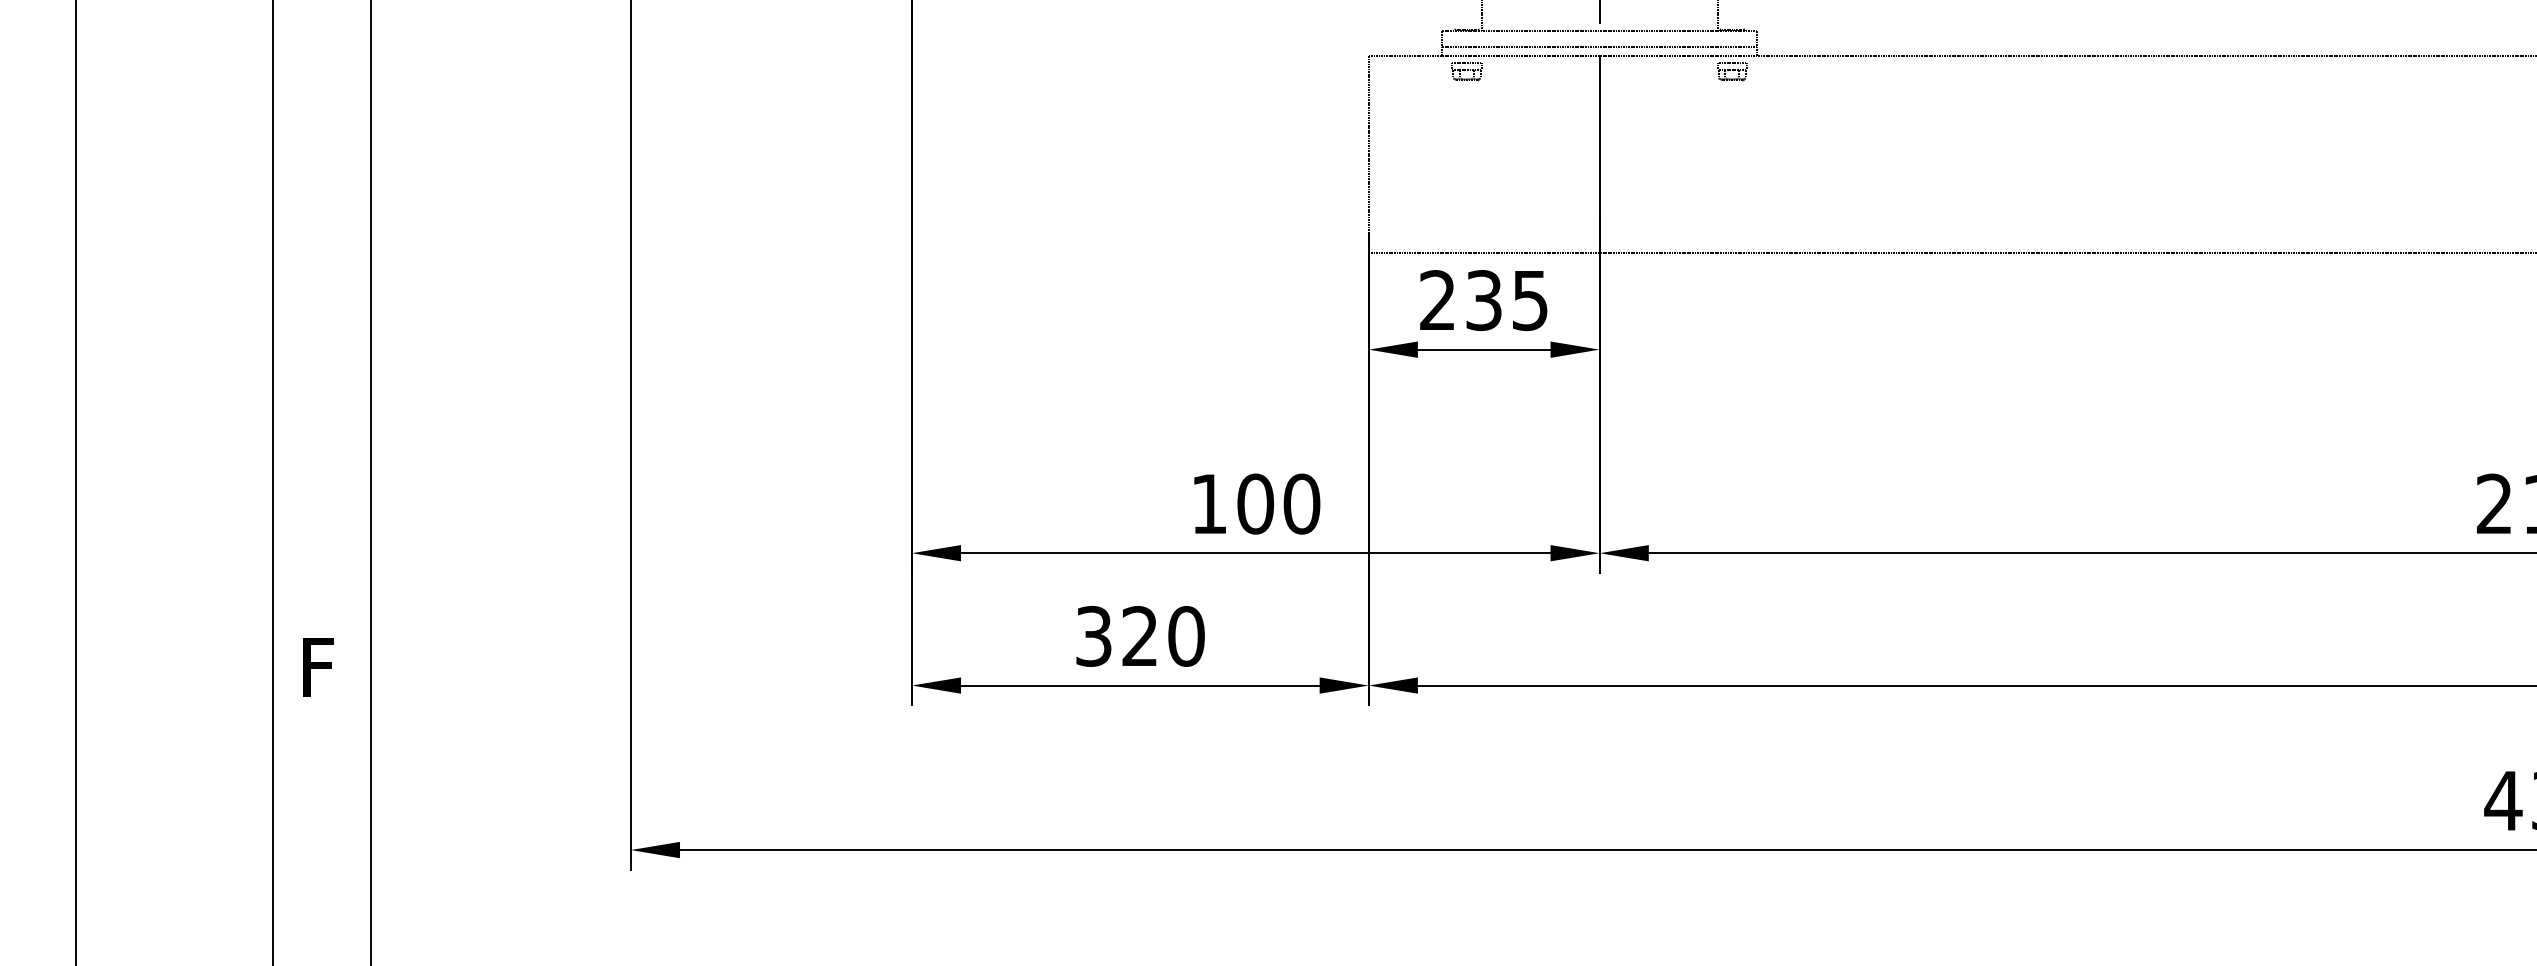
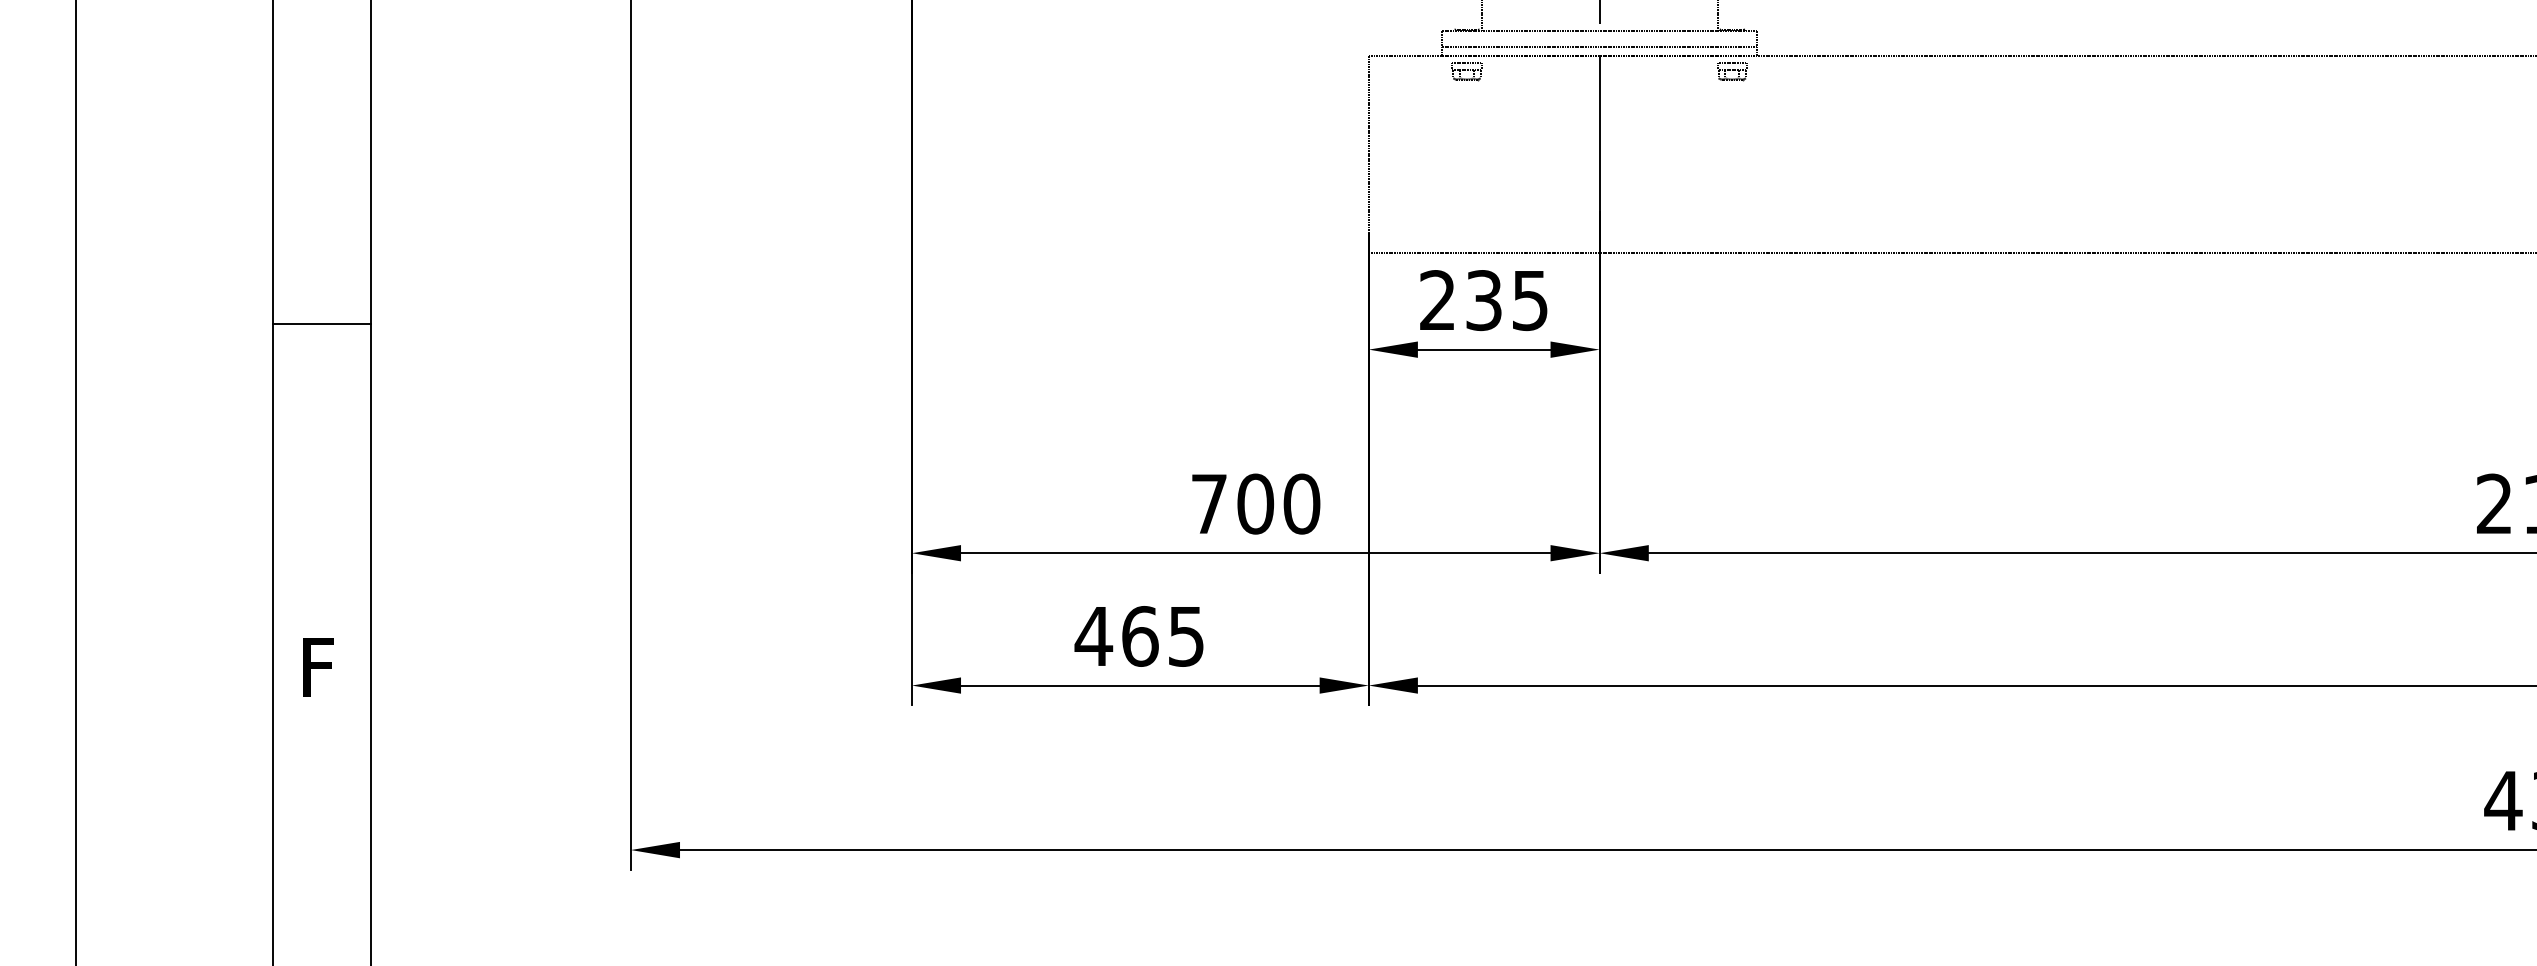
line: none -> present (321, 324)
text: 100 -> 700 (1209, 503)
text: 320 -> 465 (1139, 636)
